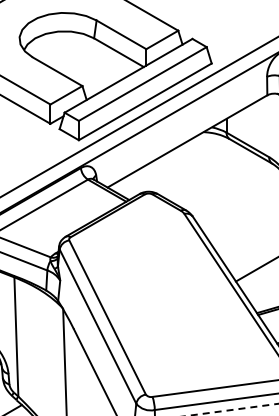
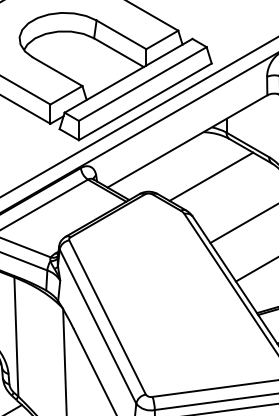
line: none -> present (211, 176)
line: none -> present (242, 224)
line: dashed -> solid (233, 409)
